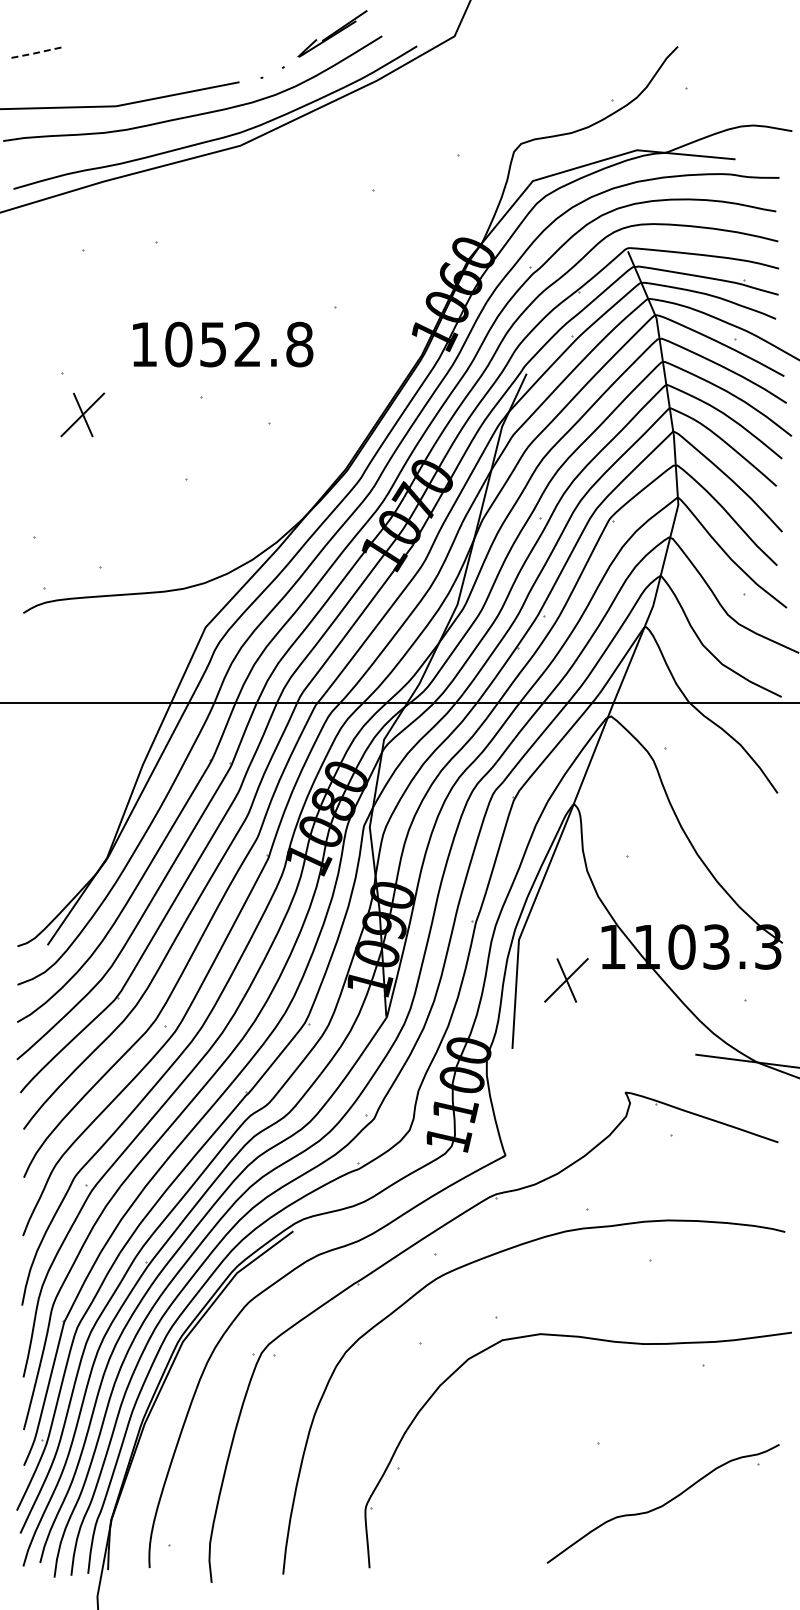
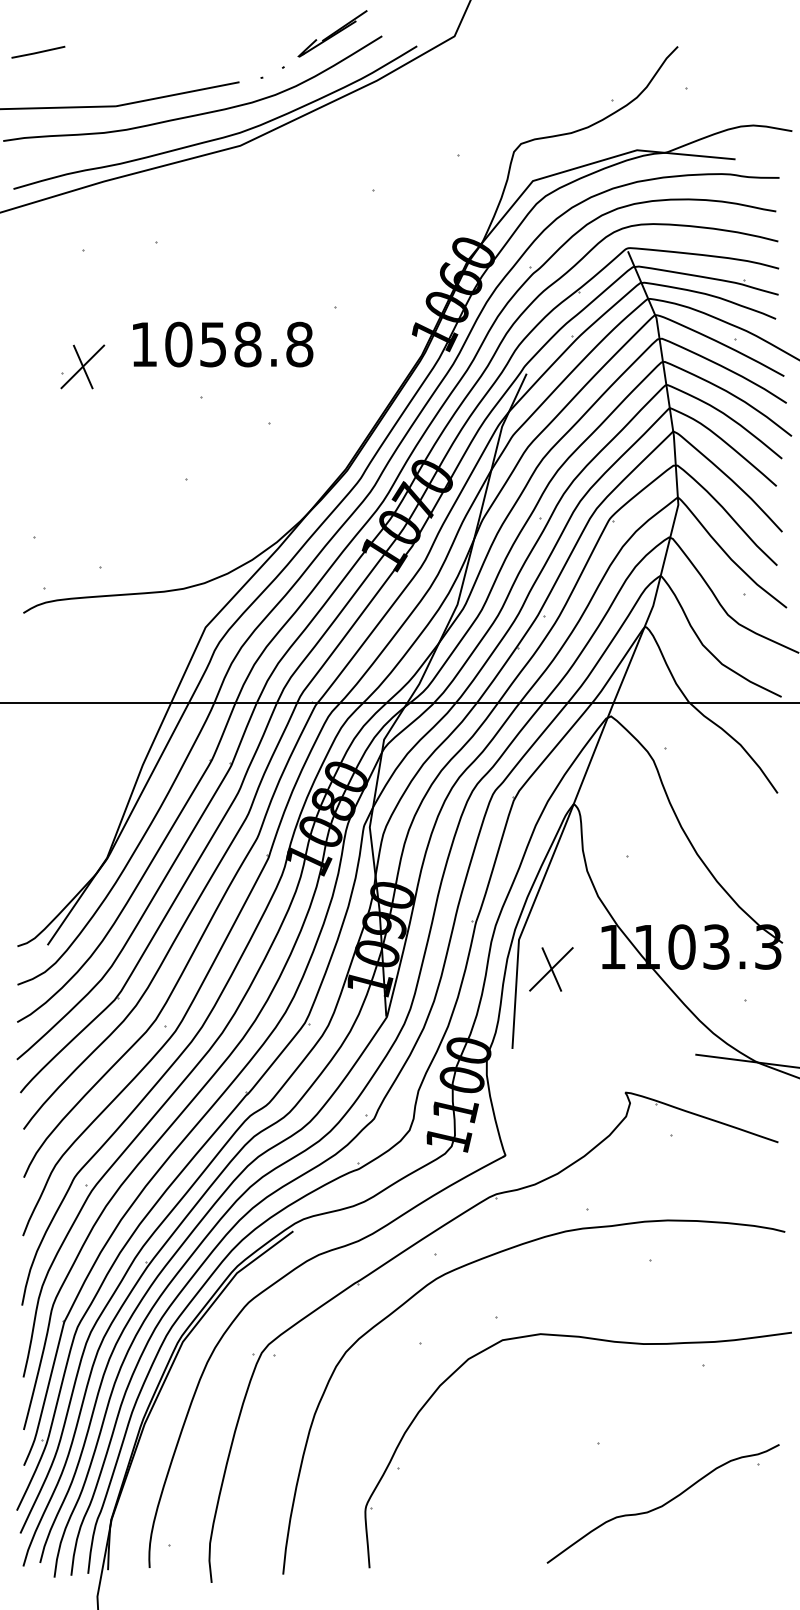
line: dashed -> solid (38, 52)
text: 1052.8 -> 1058.8 (247, 344)
part position: (82, 414) -> (82, 366) (82, 366)
part position: (566, 980) -> (551, 969) (551, 969)
